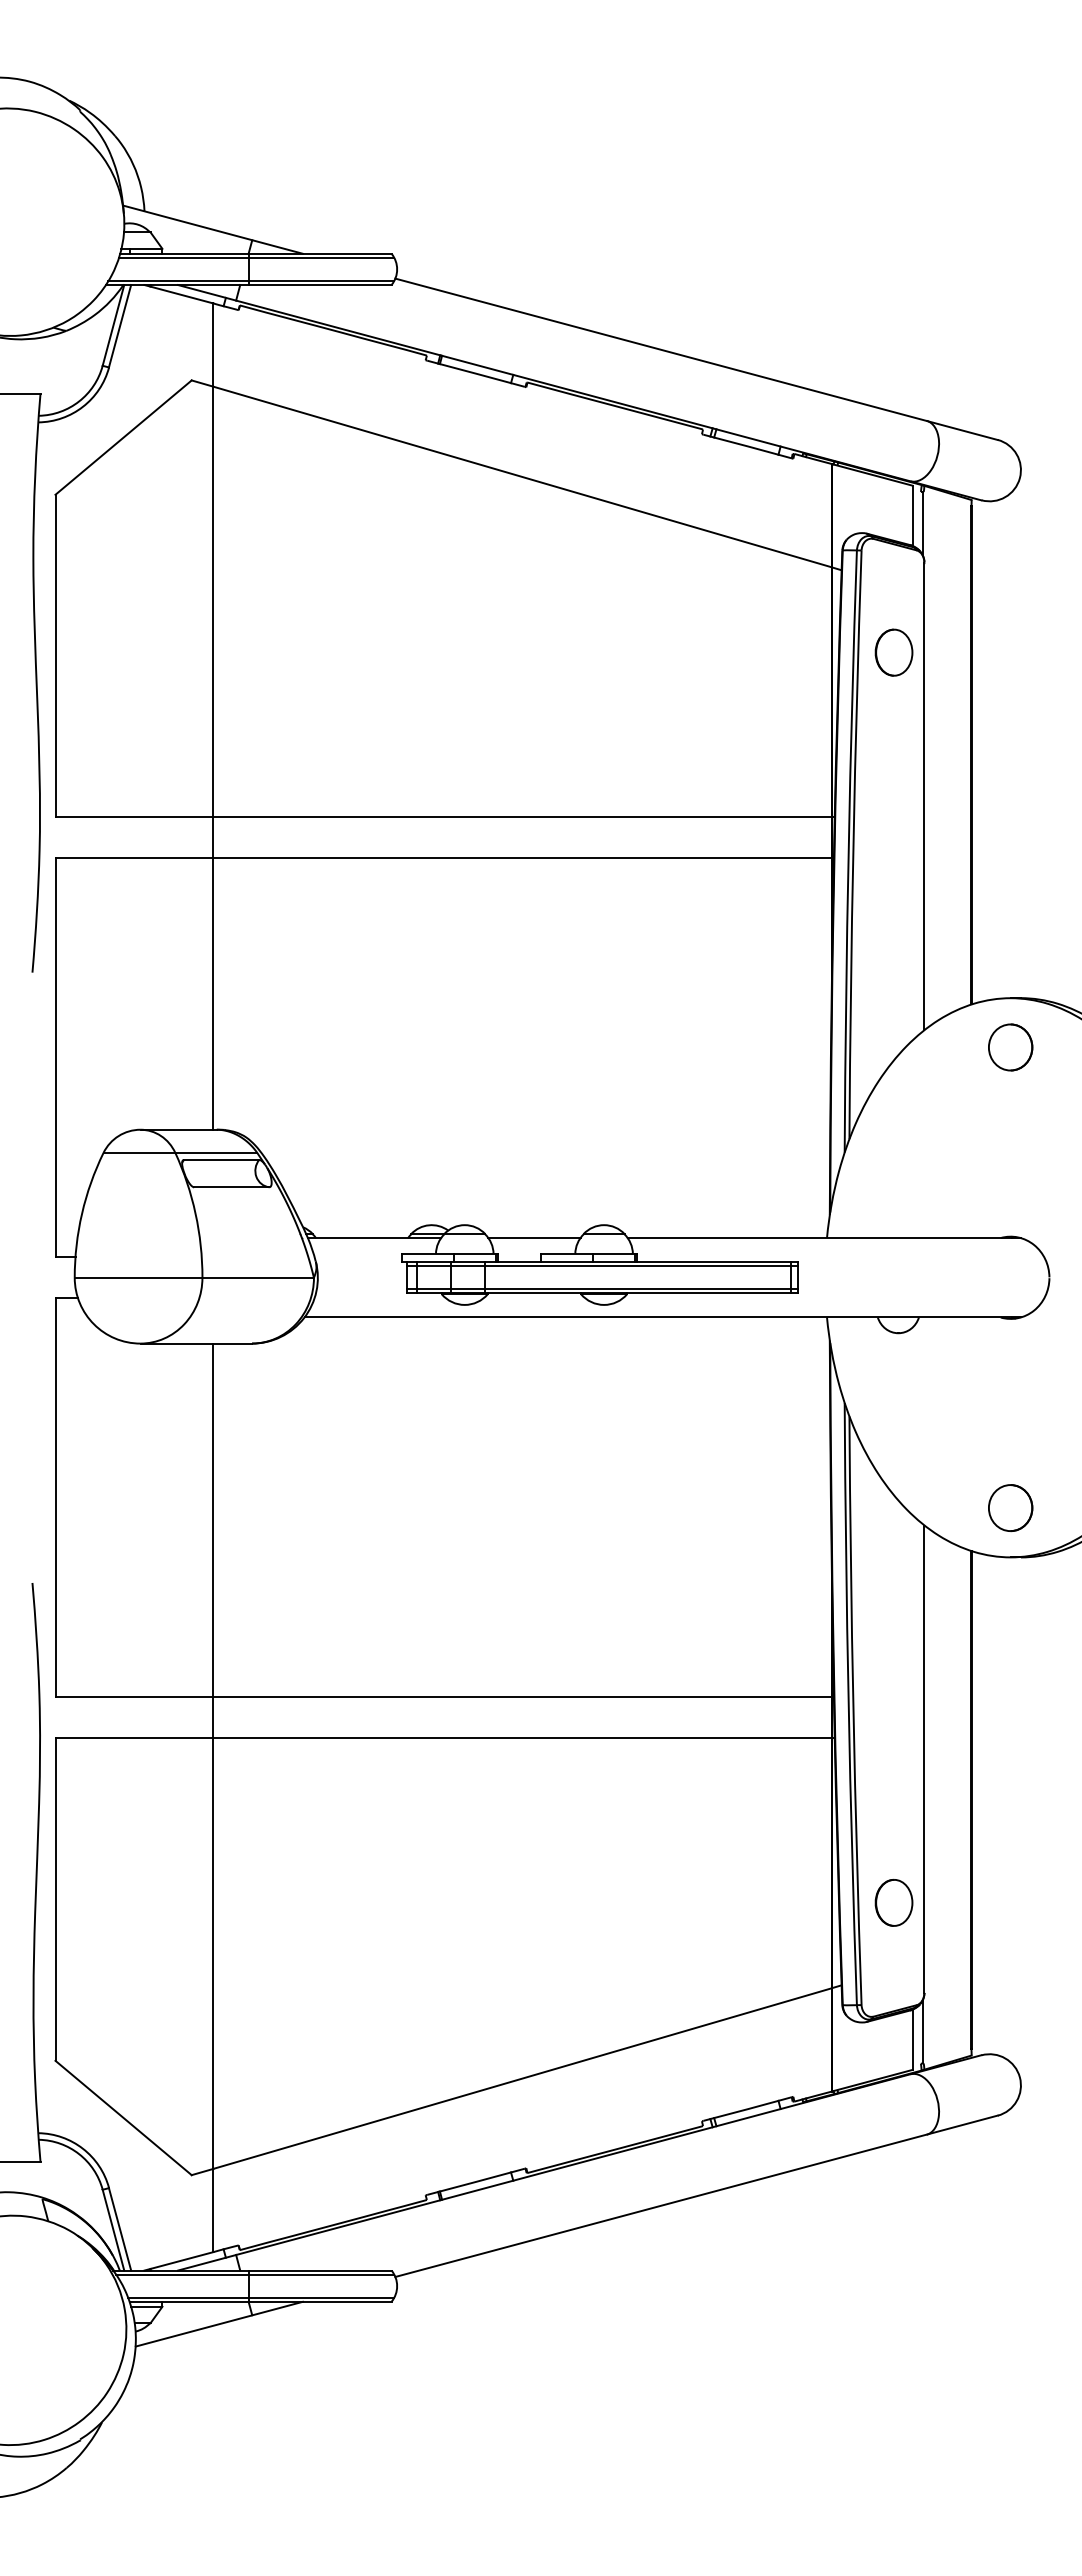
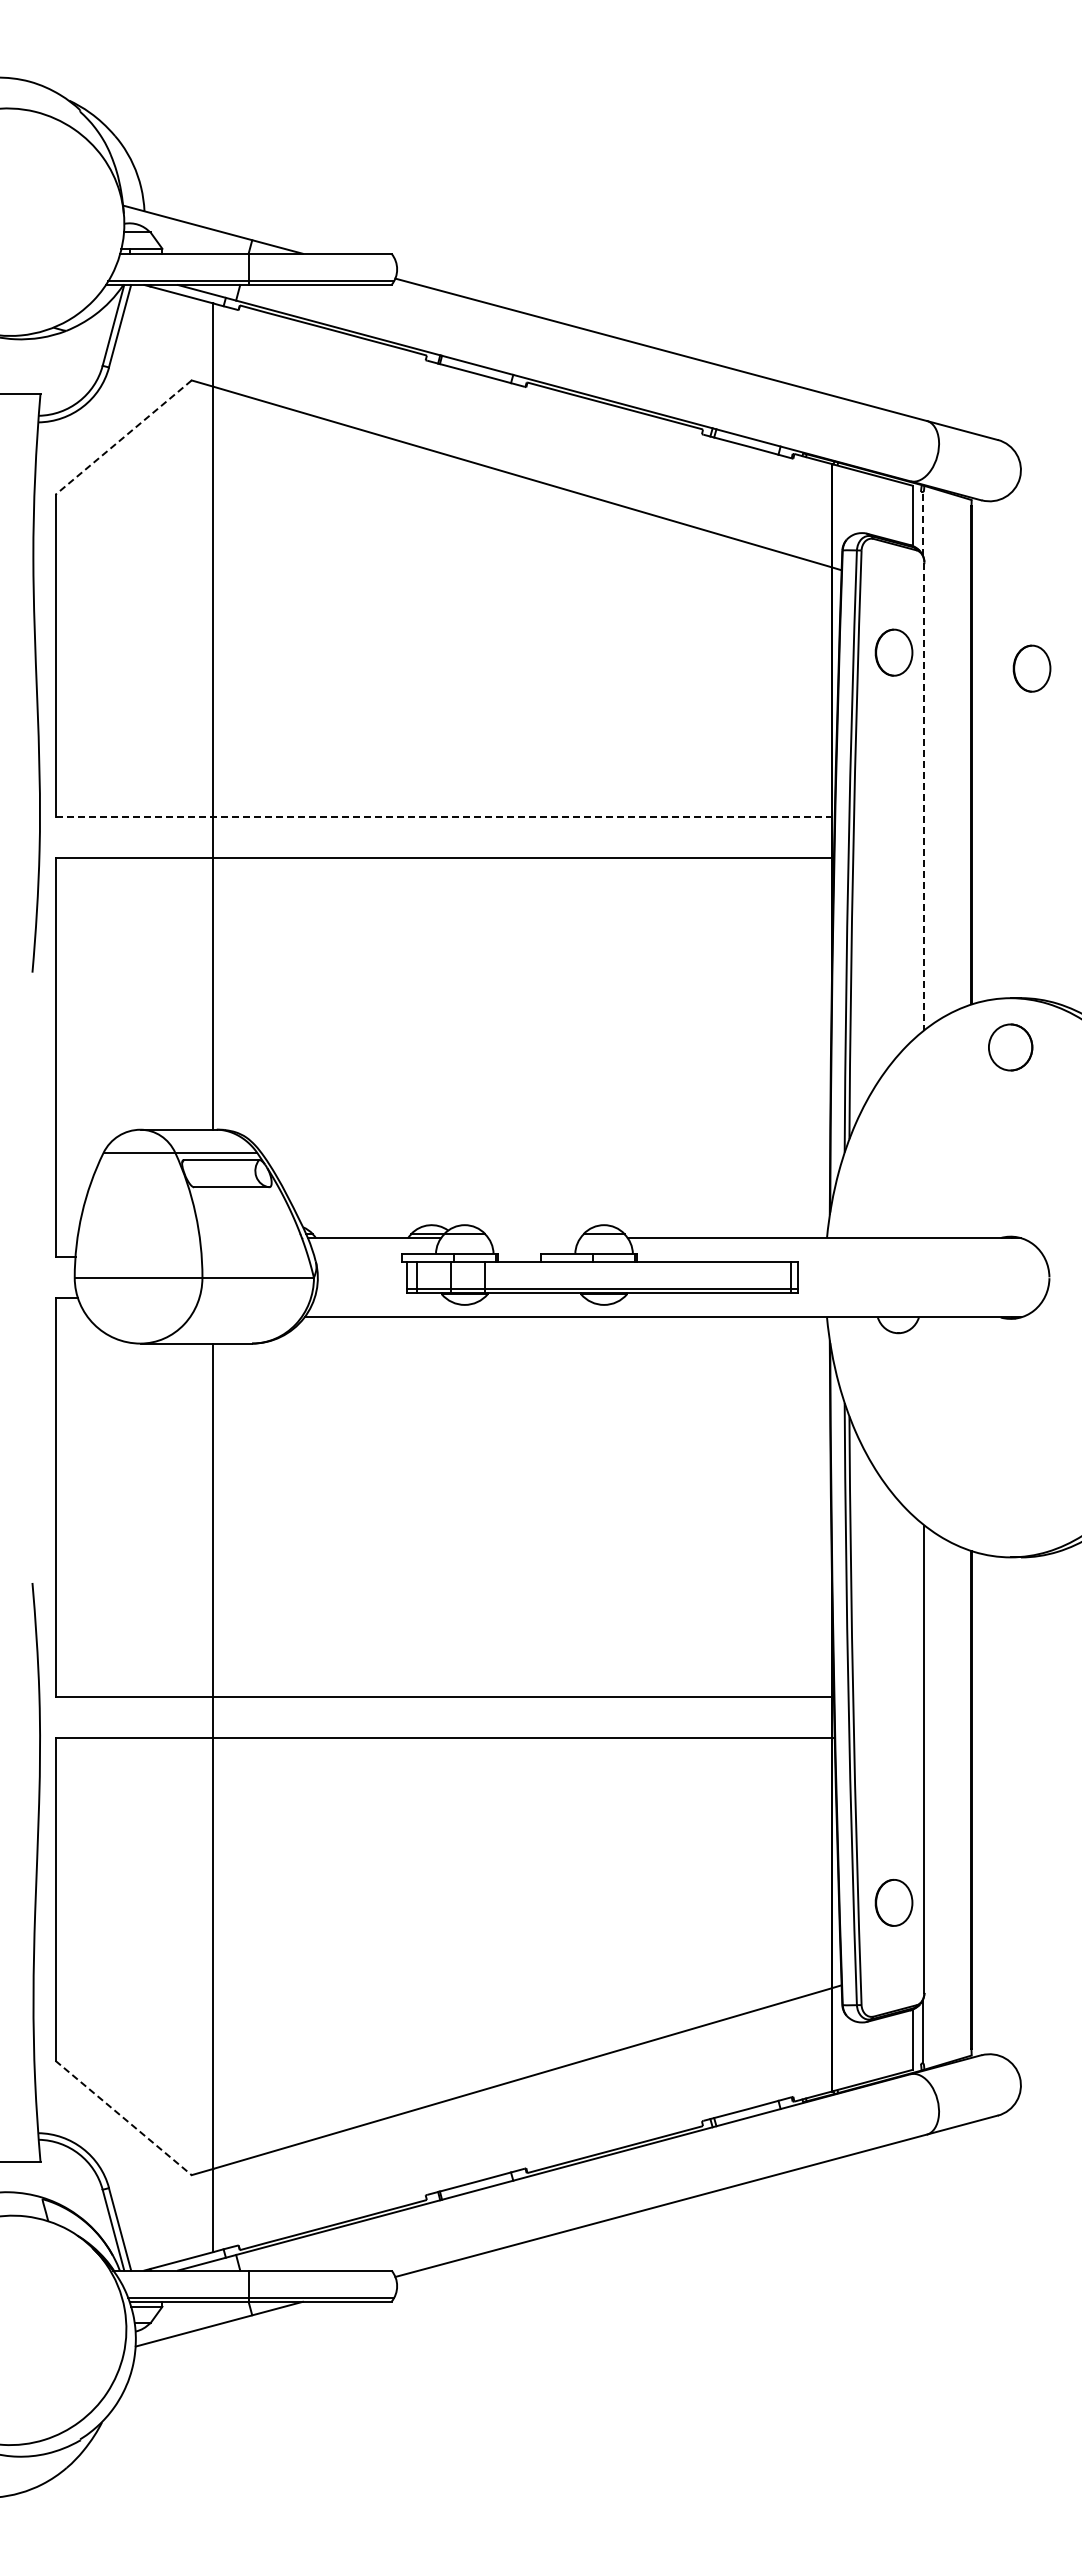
line: present -> none (256, 257)
line: solid -> dashed (123, 437)
line: solid -> dashed (923, 523)
part: none -> present (1031, 668)
line: solid -> dashed (924, 796)
line: solid -> dashed (445, 817)
line: present -> none (534, 1237)
line: present -> none (601, 1266)
part: present -> none (1010, 1508)
line: solid -> dashed (123, 2117)
line: present -> none (255, 2274)
